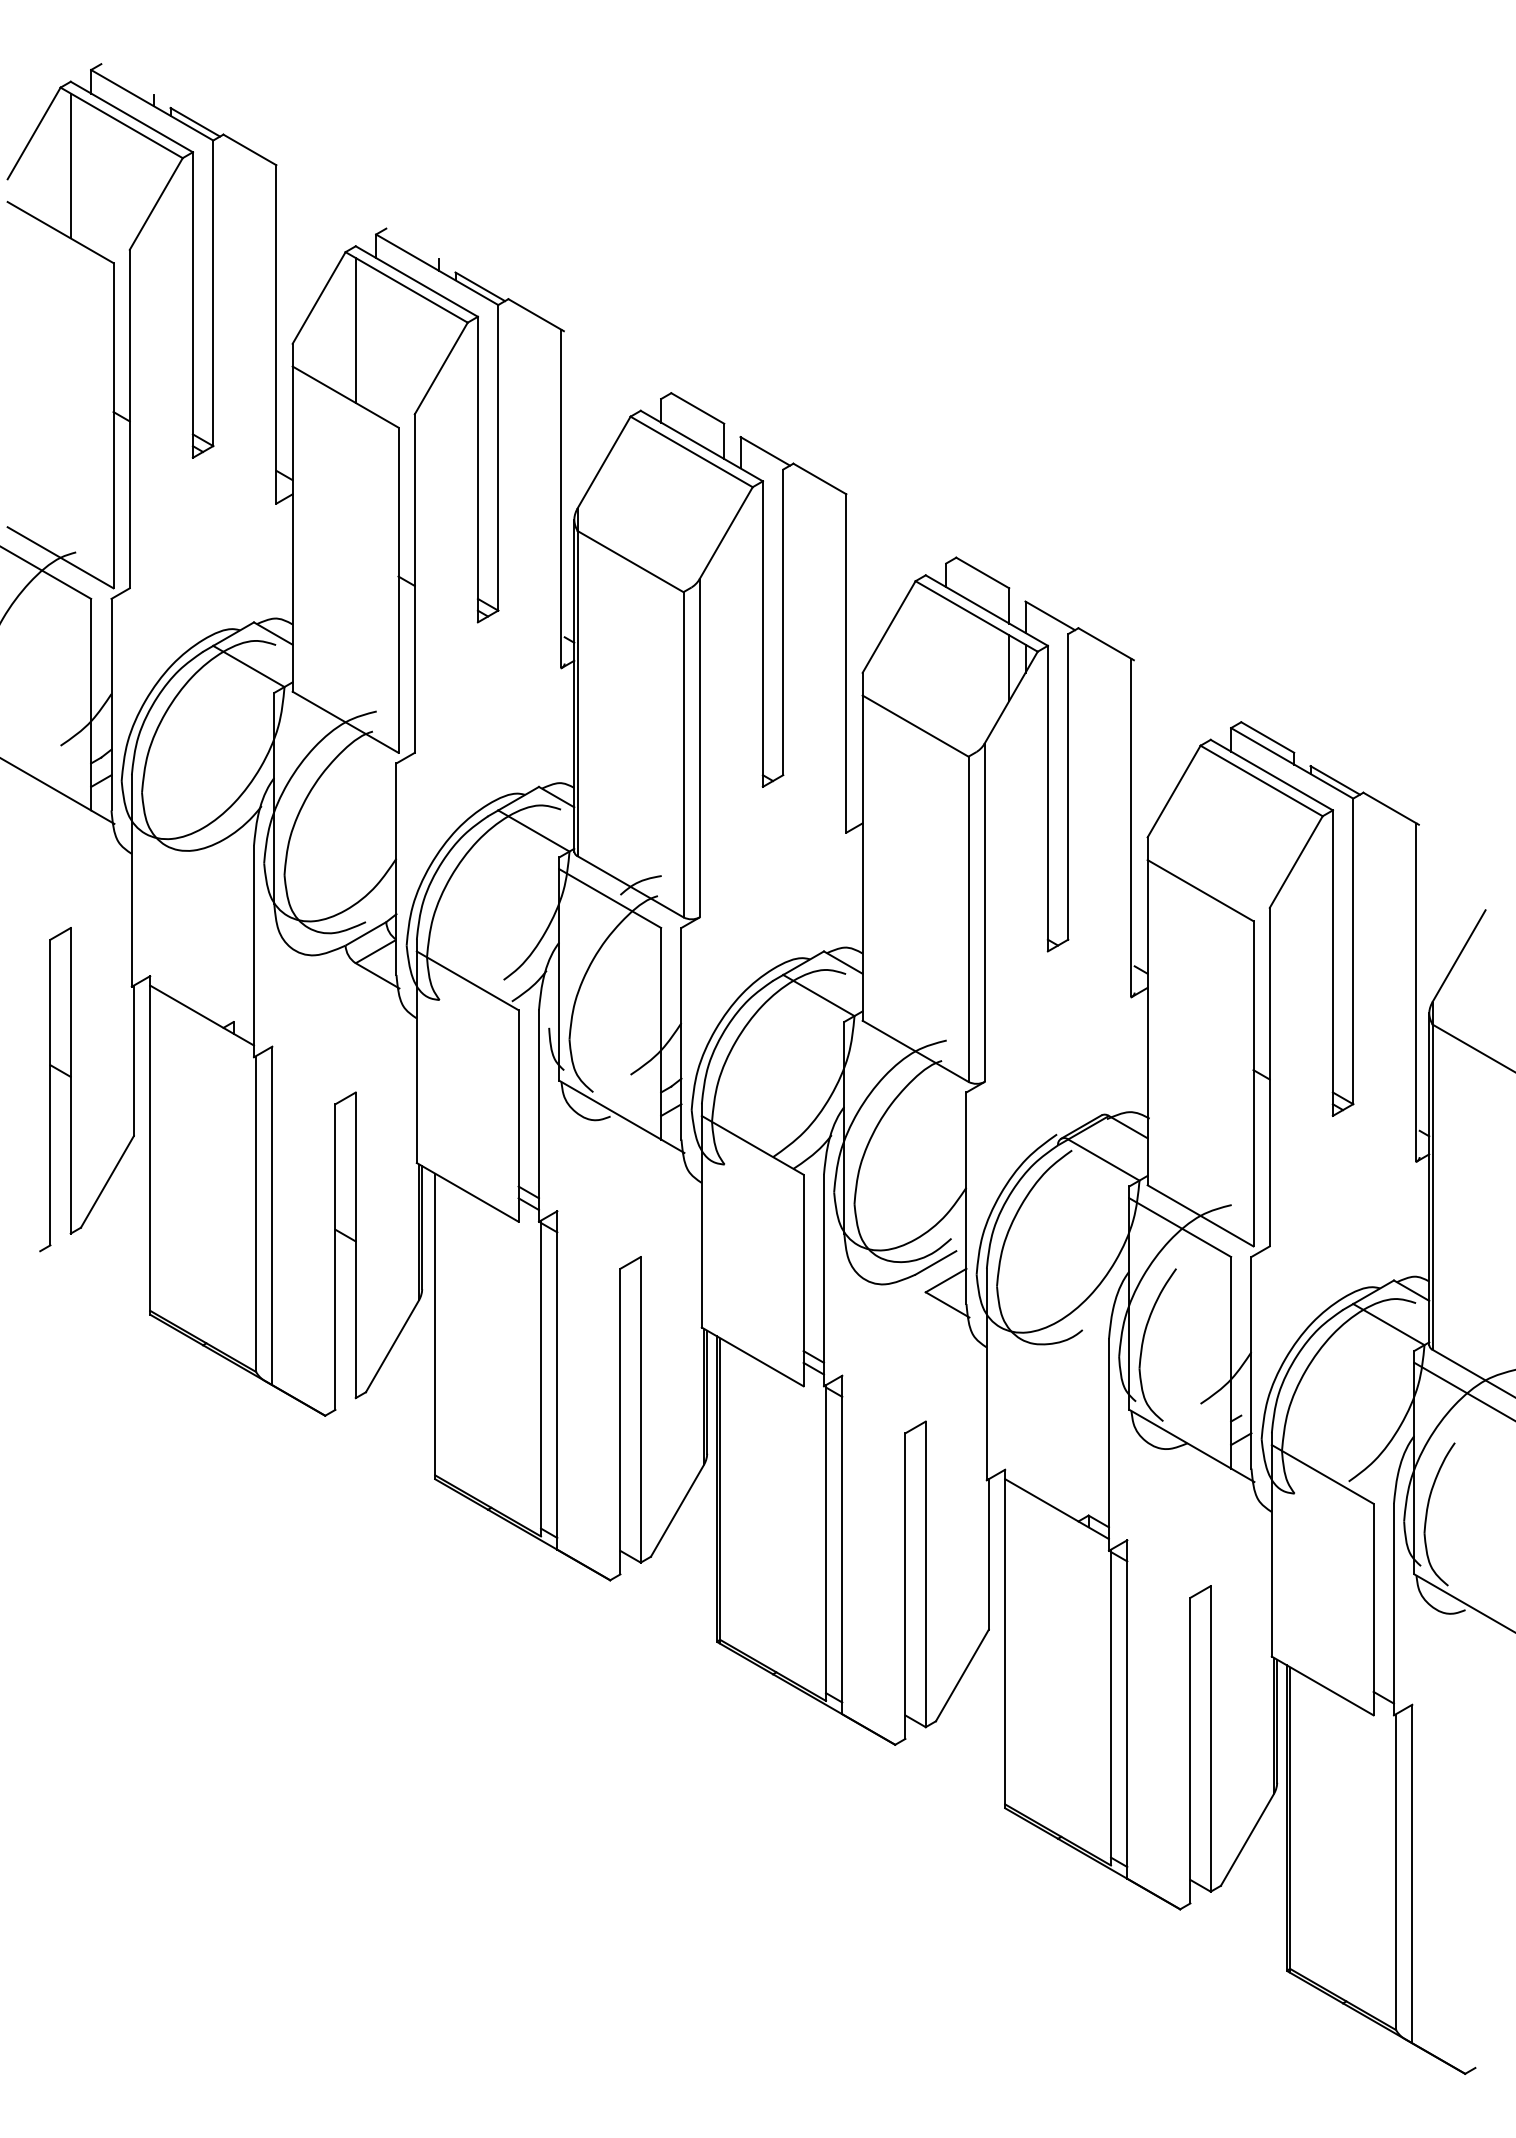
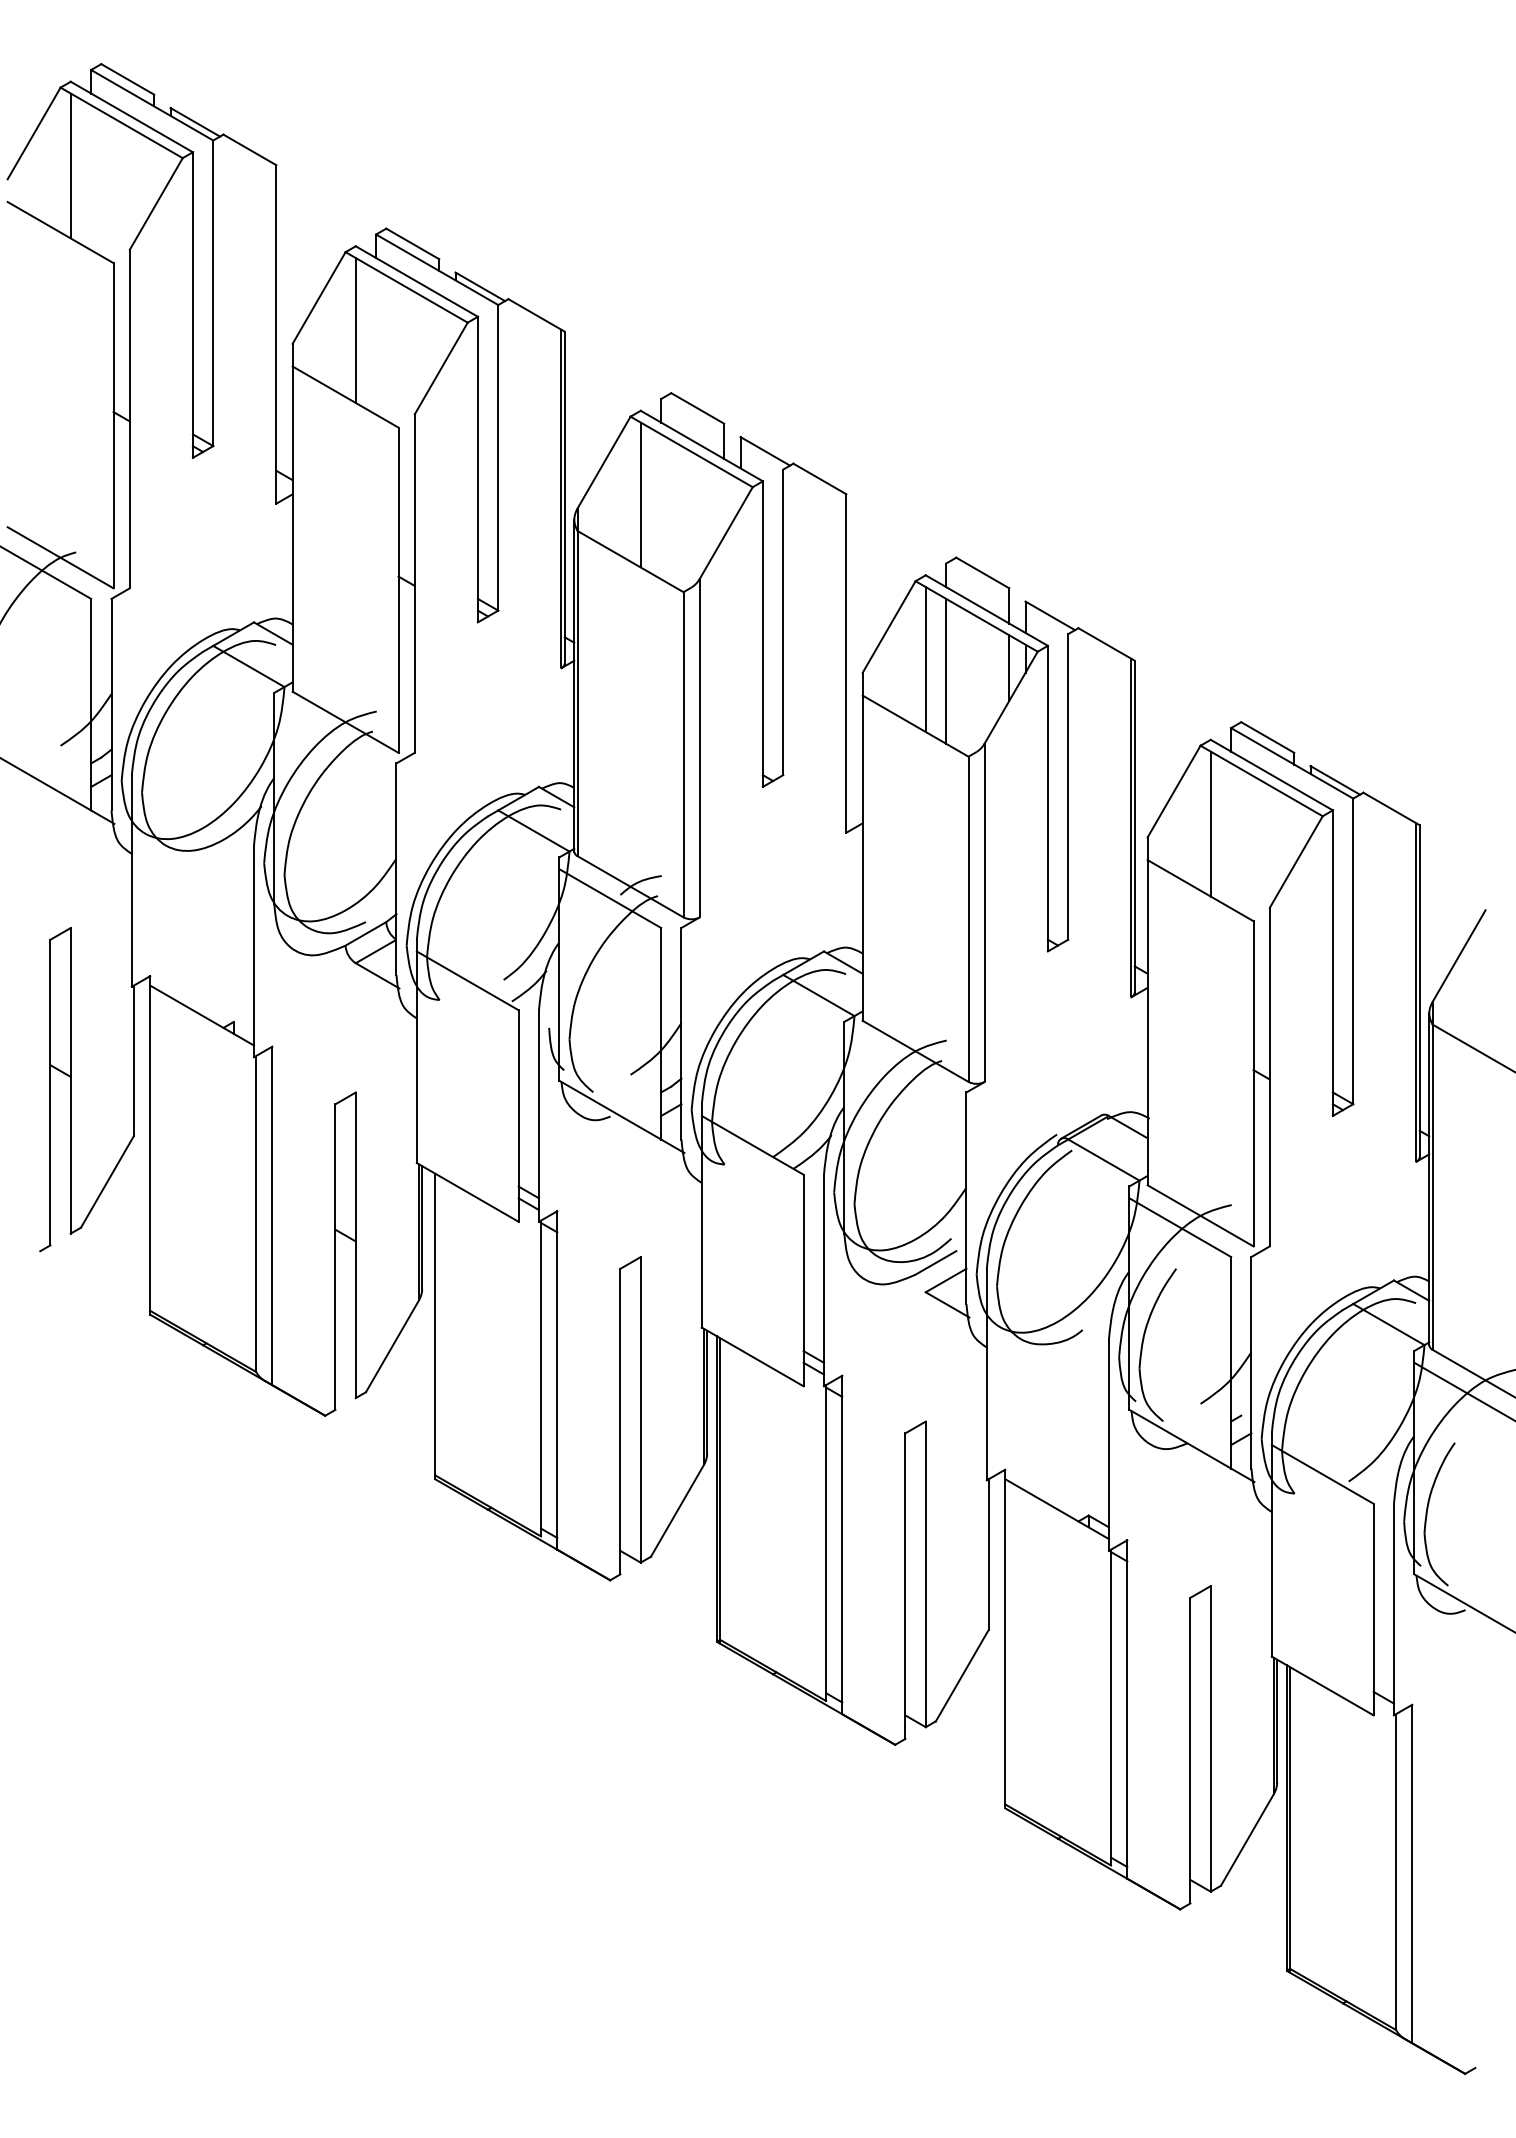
line: none -> present (127, 79)
line: none -> present (412, 243)
line: none -> present (640, 494)
line: none -> present (564, 497)
line: none -> present (925, 659)
line: none -> present (946, 670)
line: none -> present (1210, 823)
line: none -> present (1134, 826)
line: none -> present (1419, 991)
